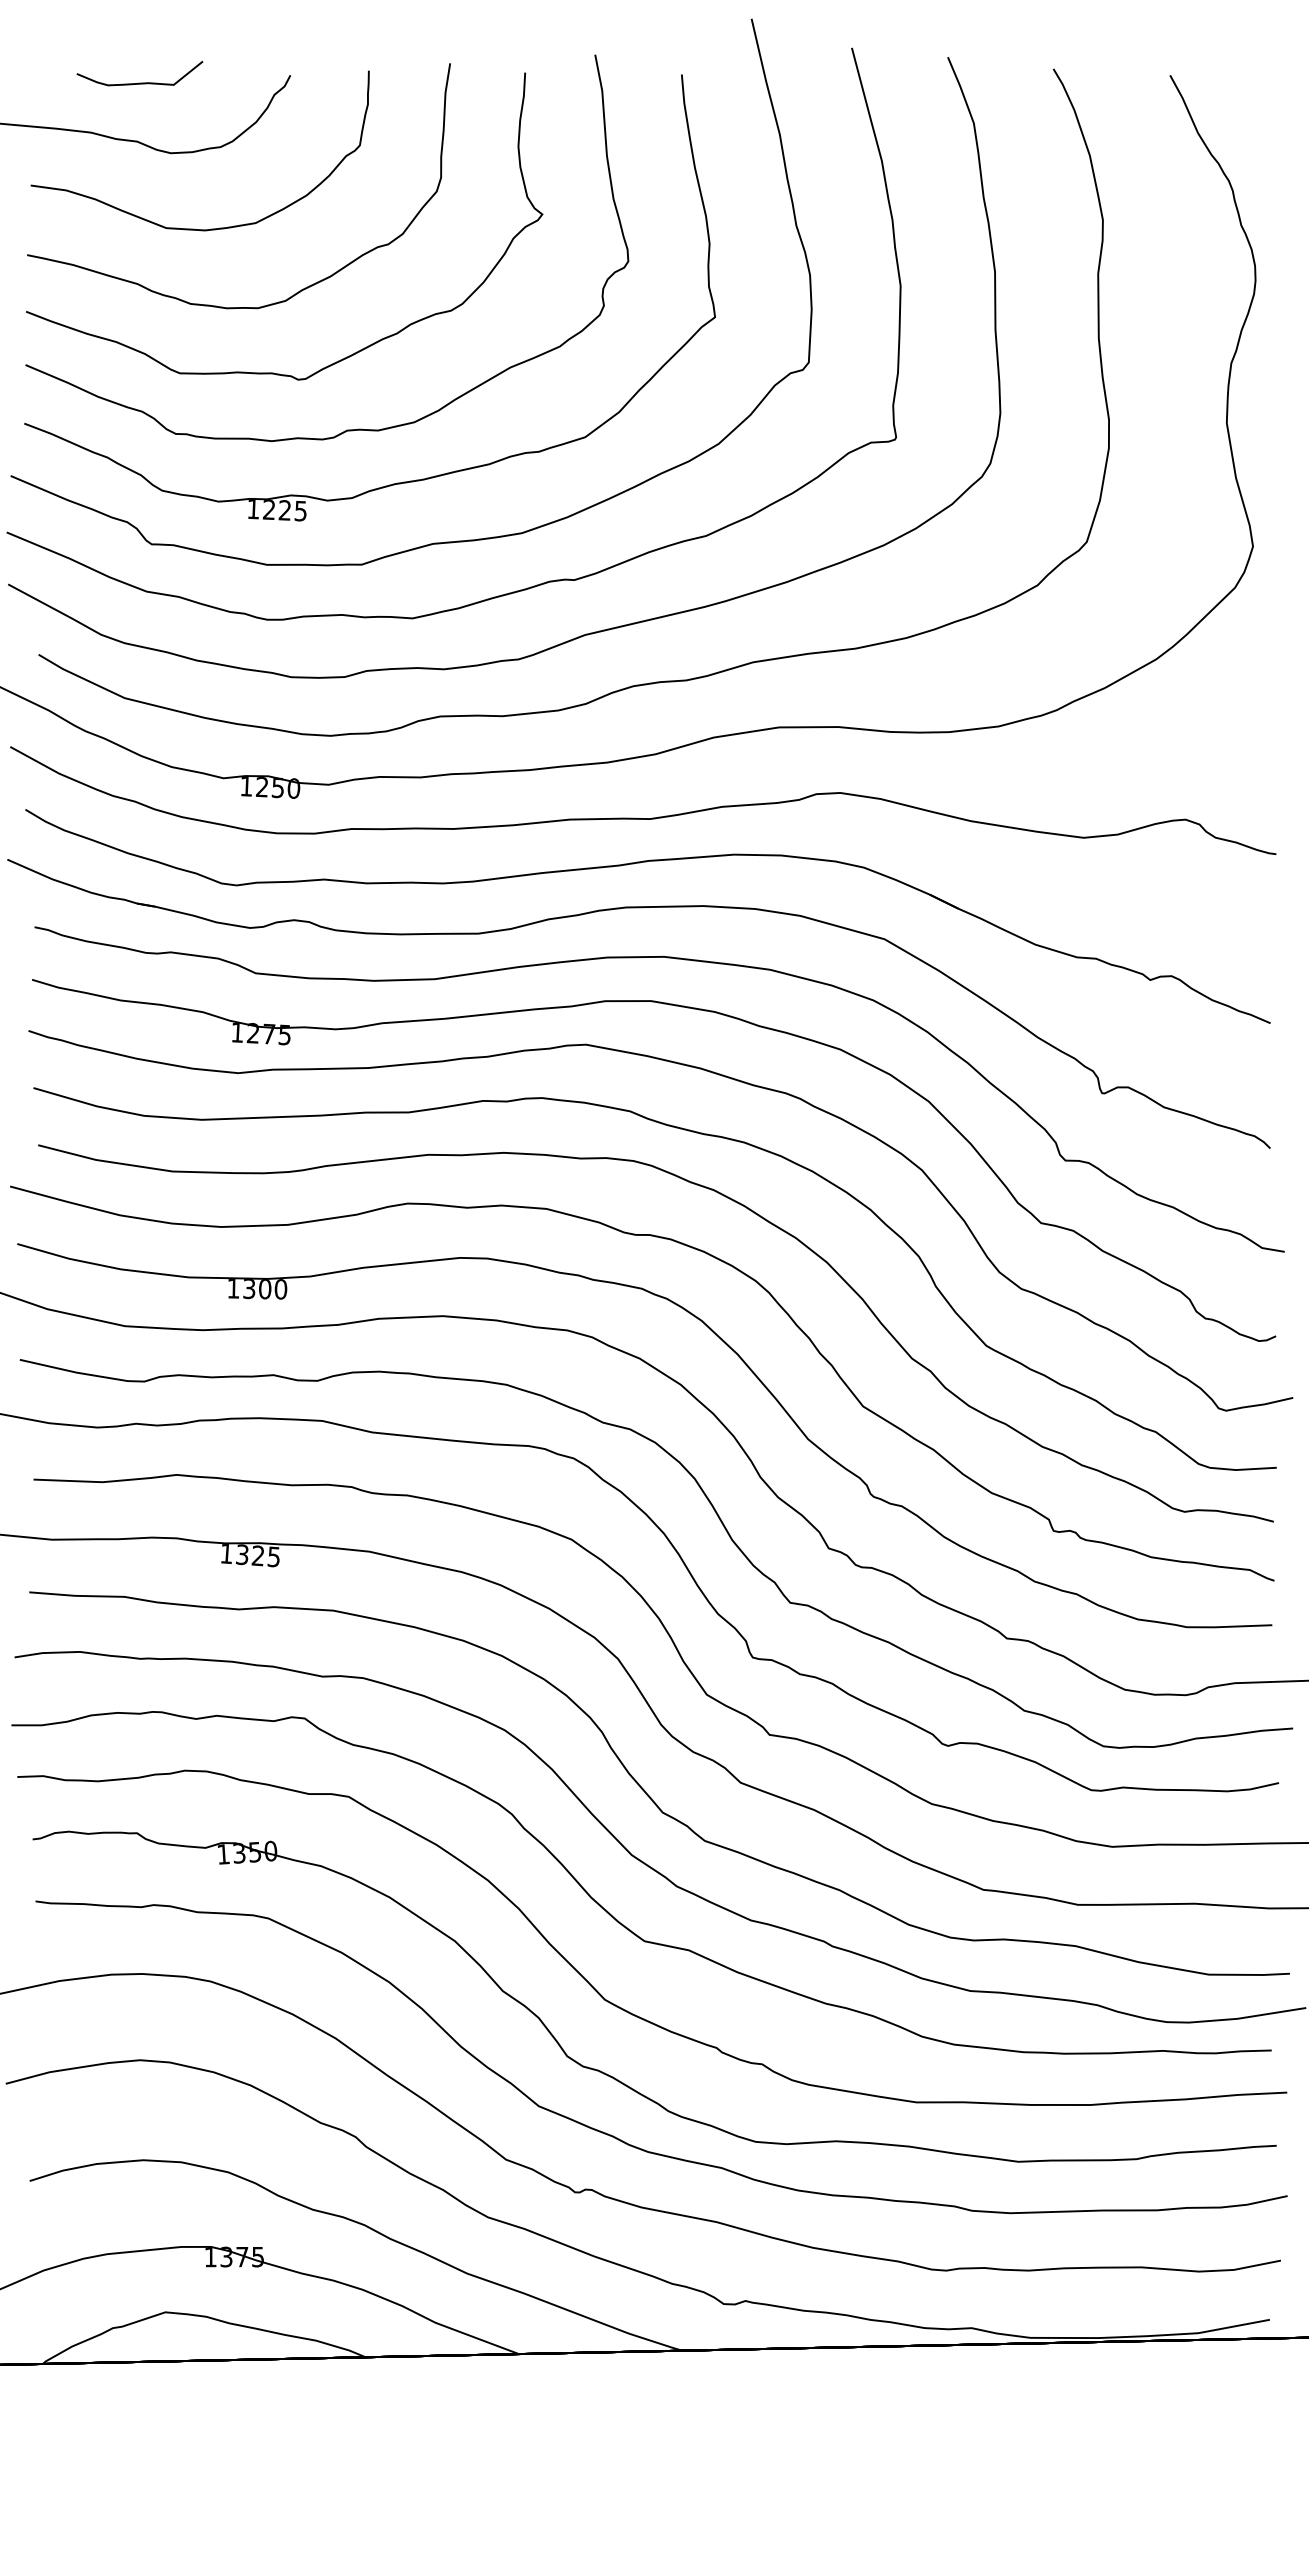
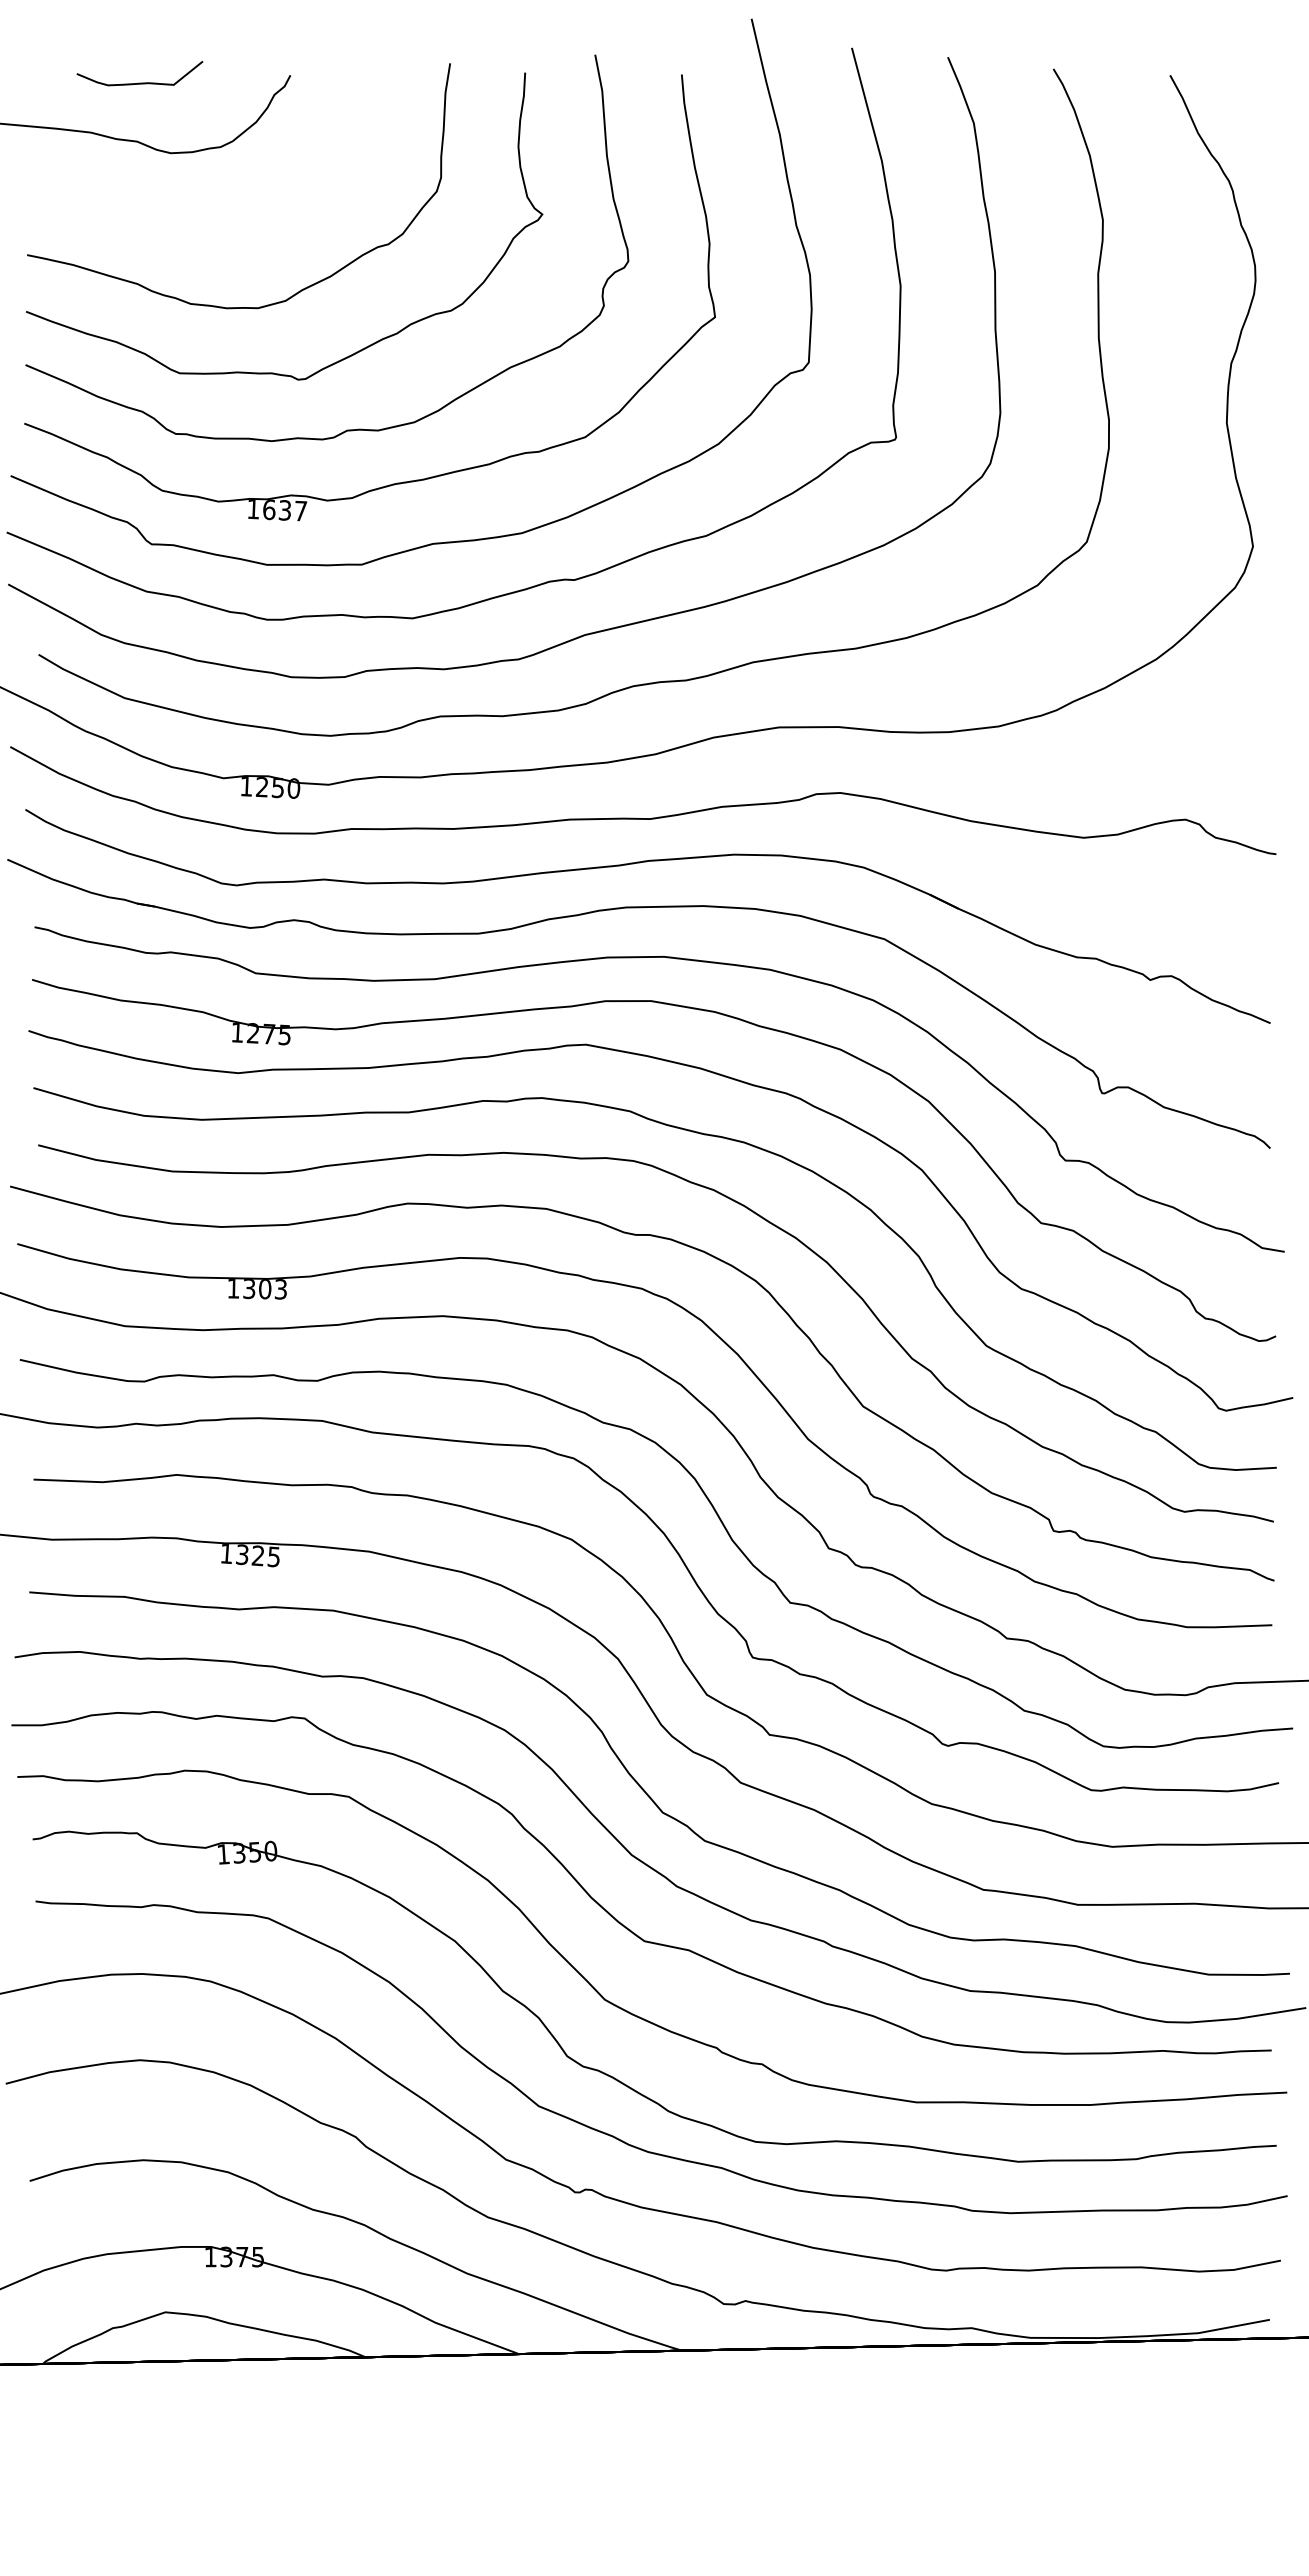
curve: present -> none (194, 228)
text: 1225 -> 1637 (284, 510)
text: 1300 -> 1303 (280, 1289)
